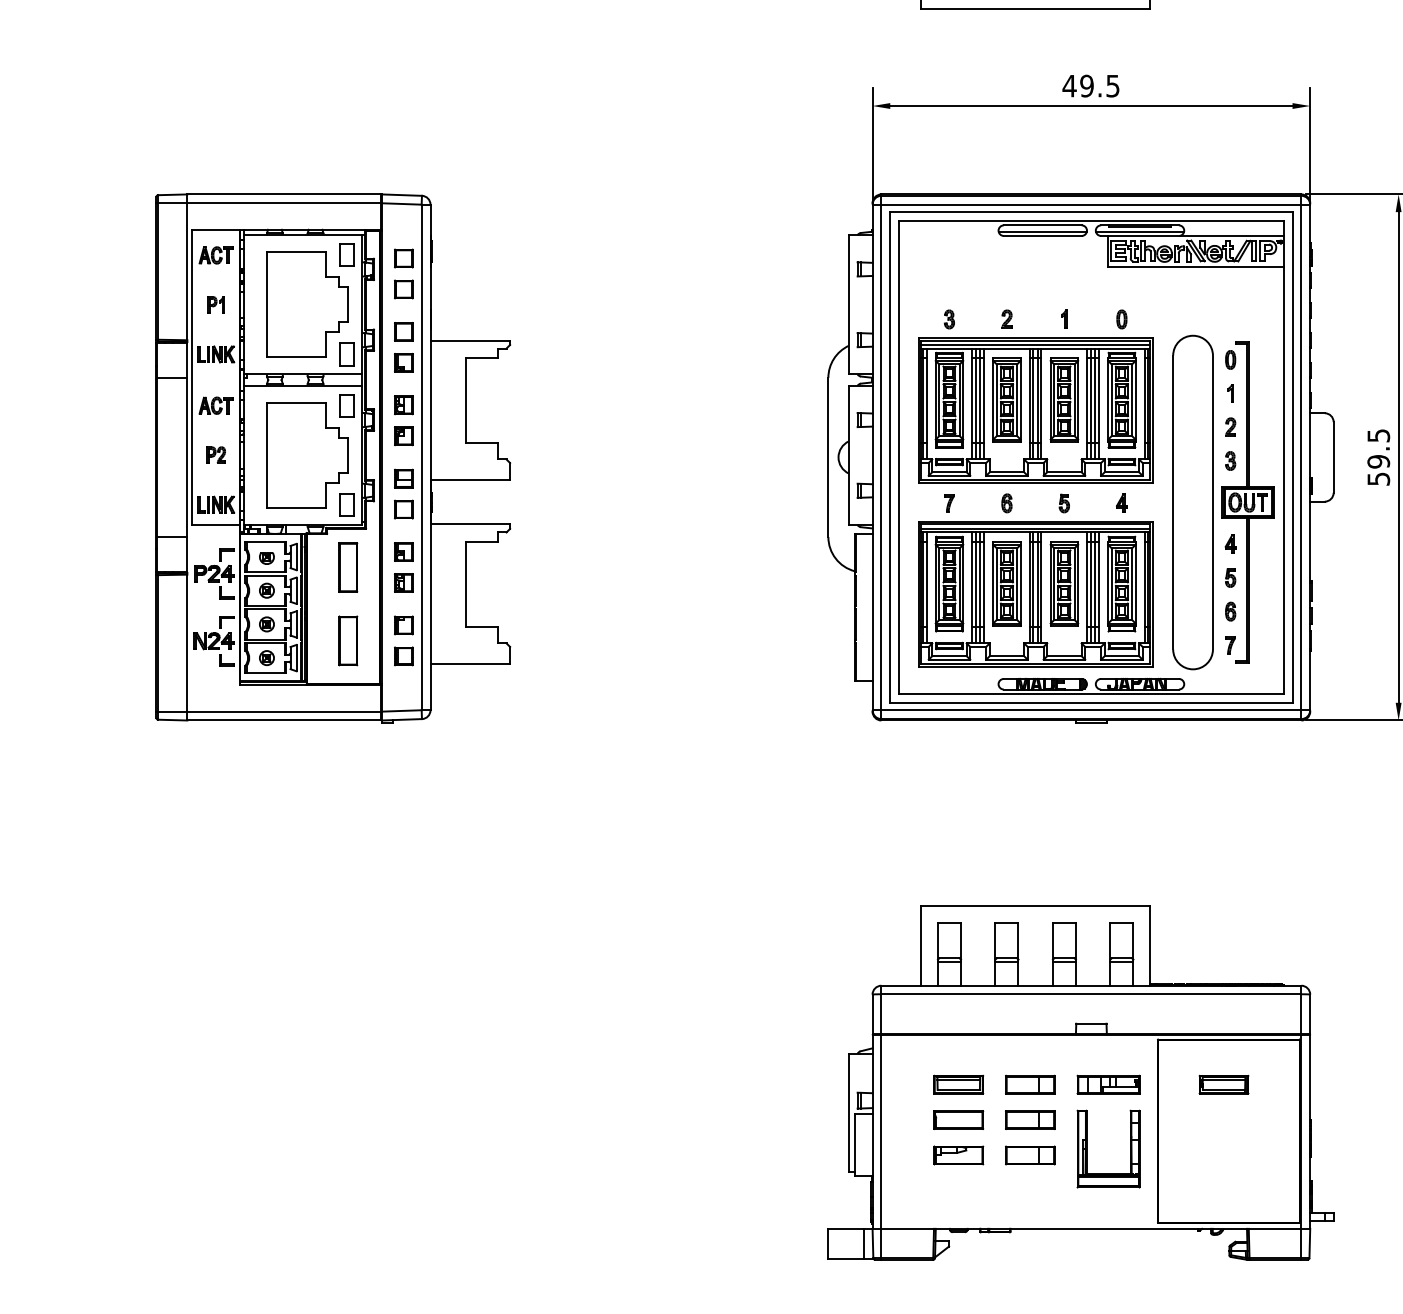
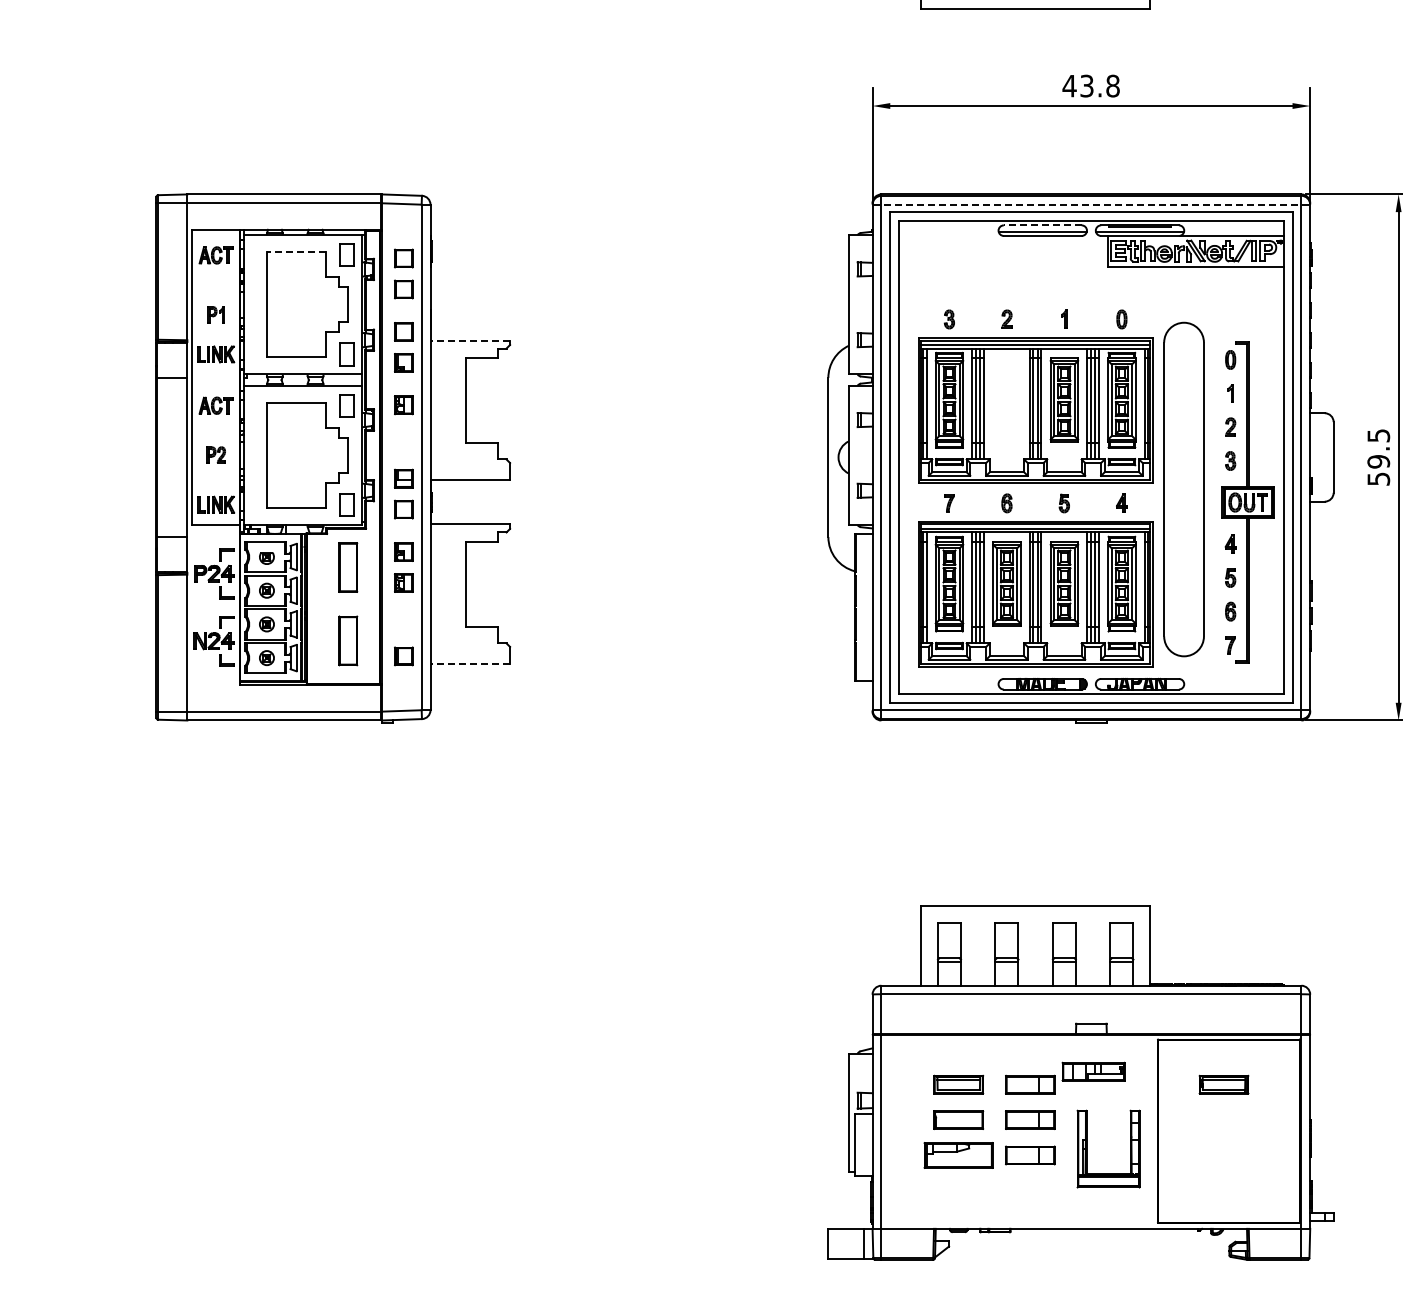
text: 49.5 -> 43.8 (1099, 85)
line: solid -> dashed (1091, 204)
line: solid -> dashed (1042, 225)
line: solid -> dashed (296, 252)
part position: (215, 304) -> (215, 314) (215, 314)
line: solid -> dashed (470, 340)
part: present -> none (1006, 399)
part: present -> none (403, 436)
part position: (1192, 502) -> (1183, 489) (1183, 489)
part: present -> none (403, 625)
line: solid -> dashed (470, 664)
part position: (1108, 1084) -> (1093, 1071) (1093, 1071)
part size: 52x21 px -> 71x27 px (958, 1155)
